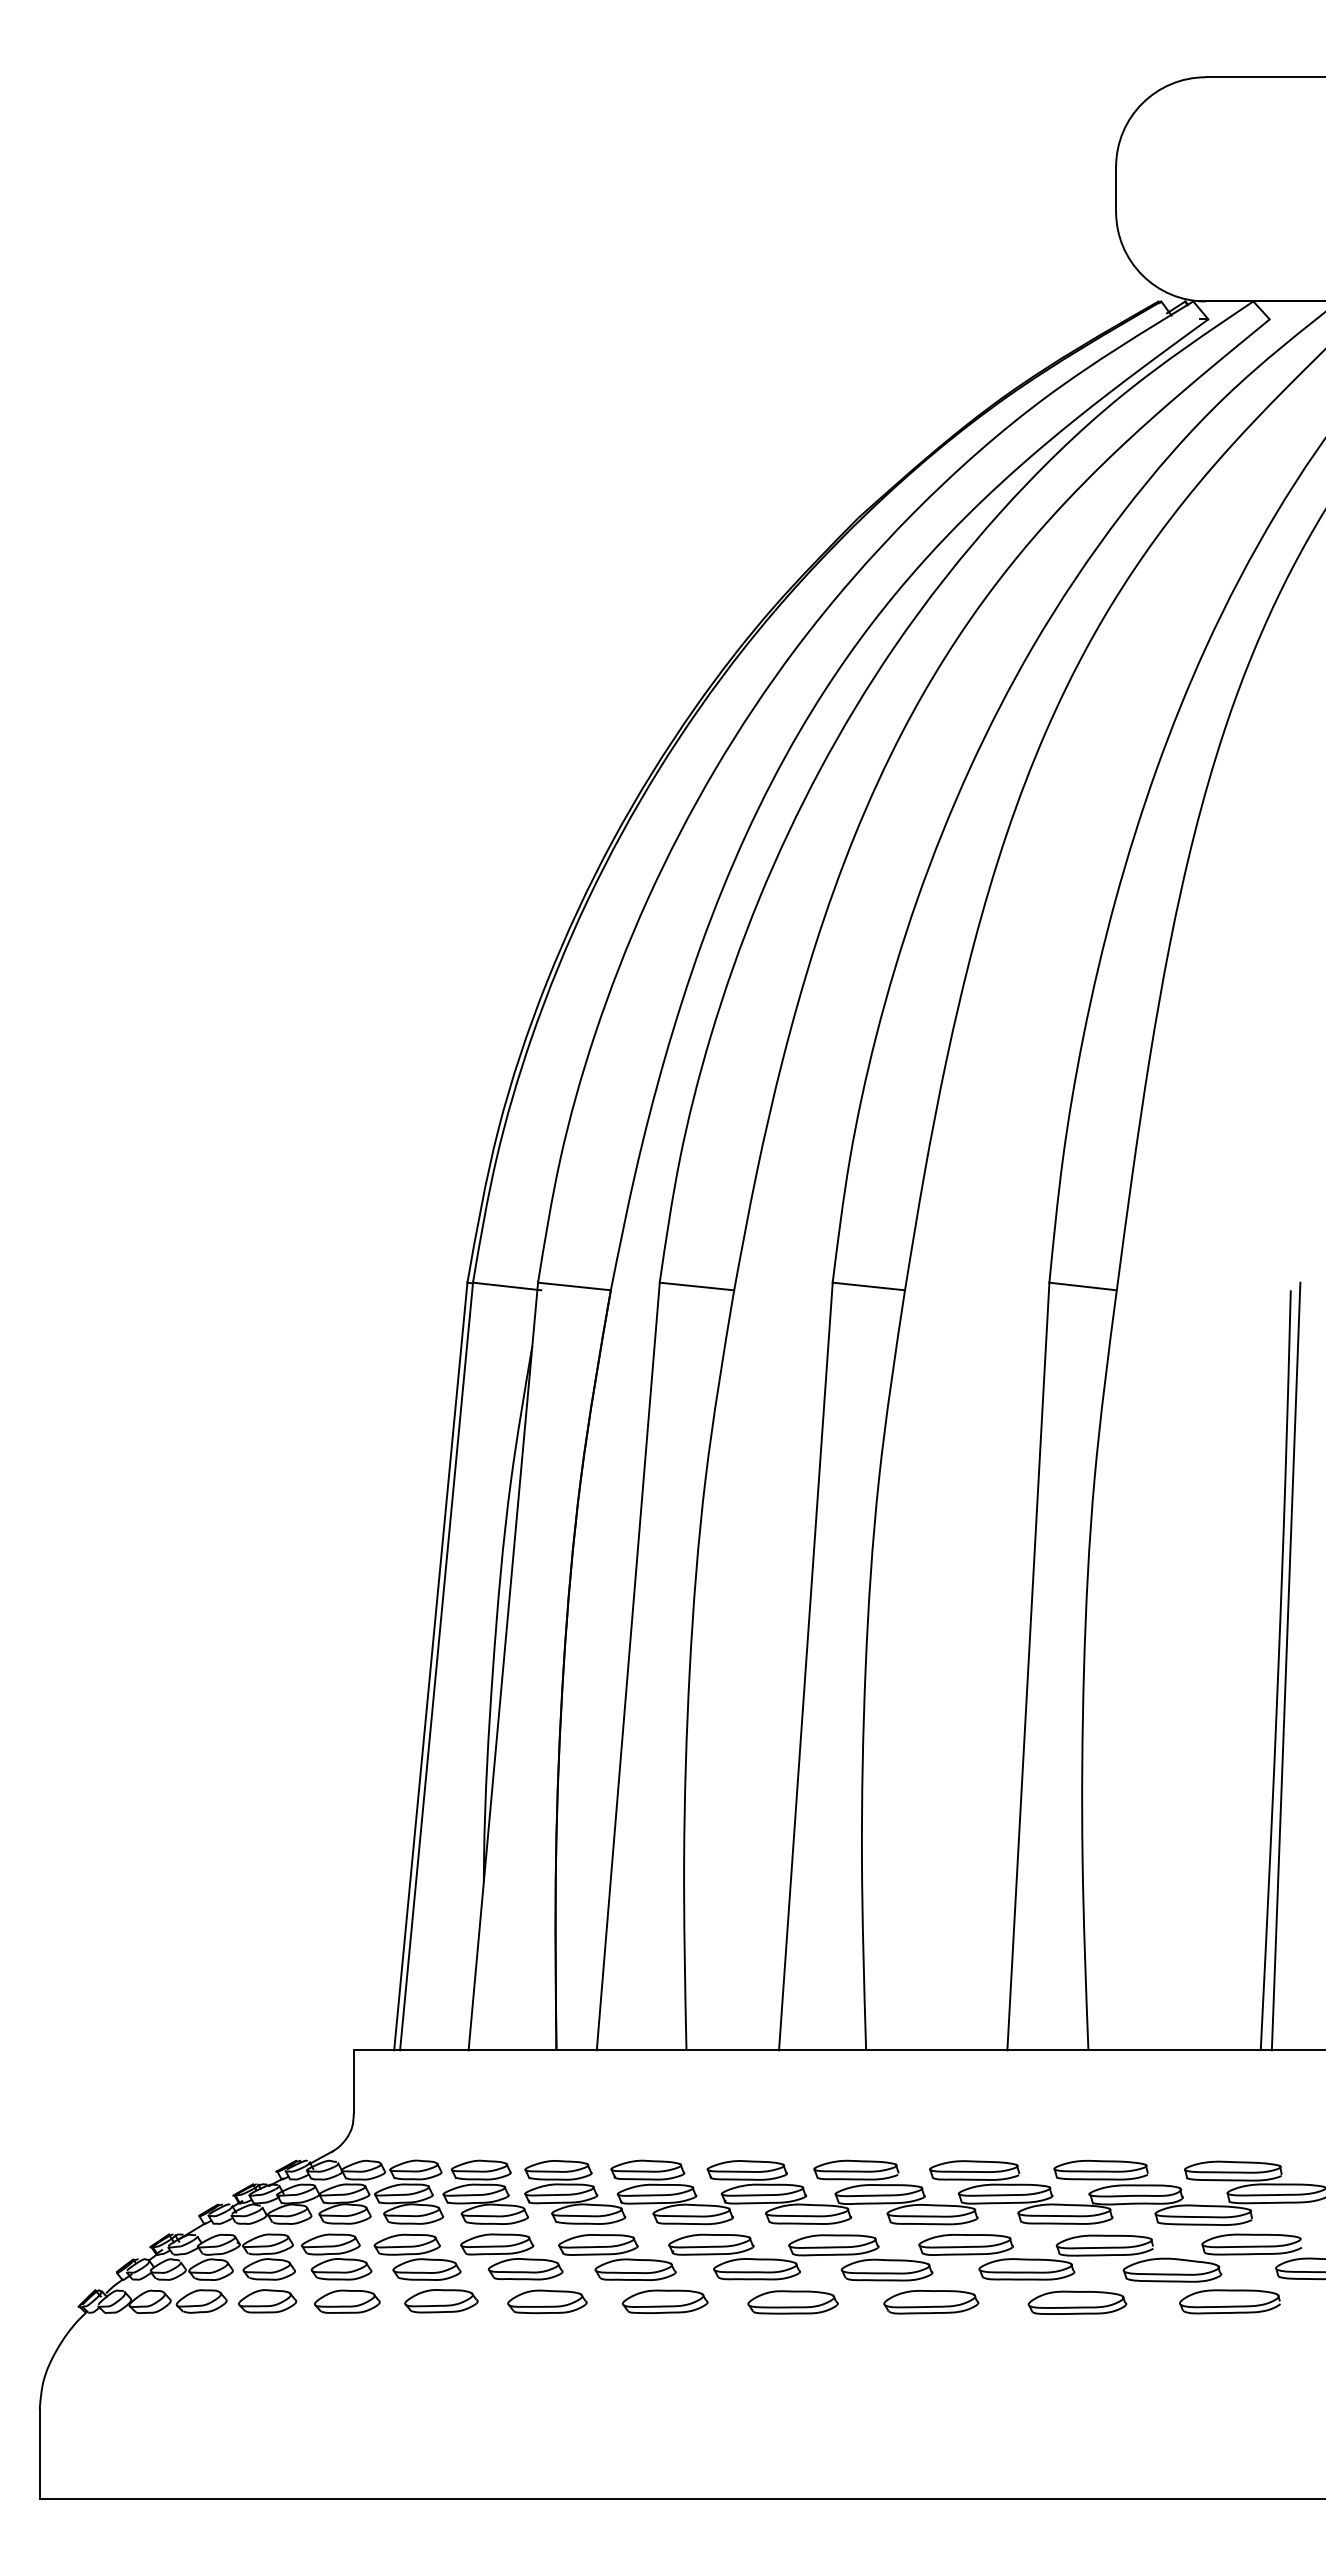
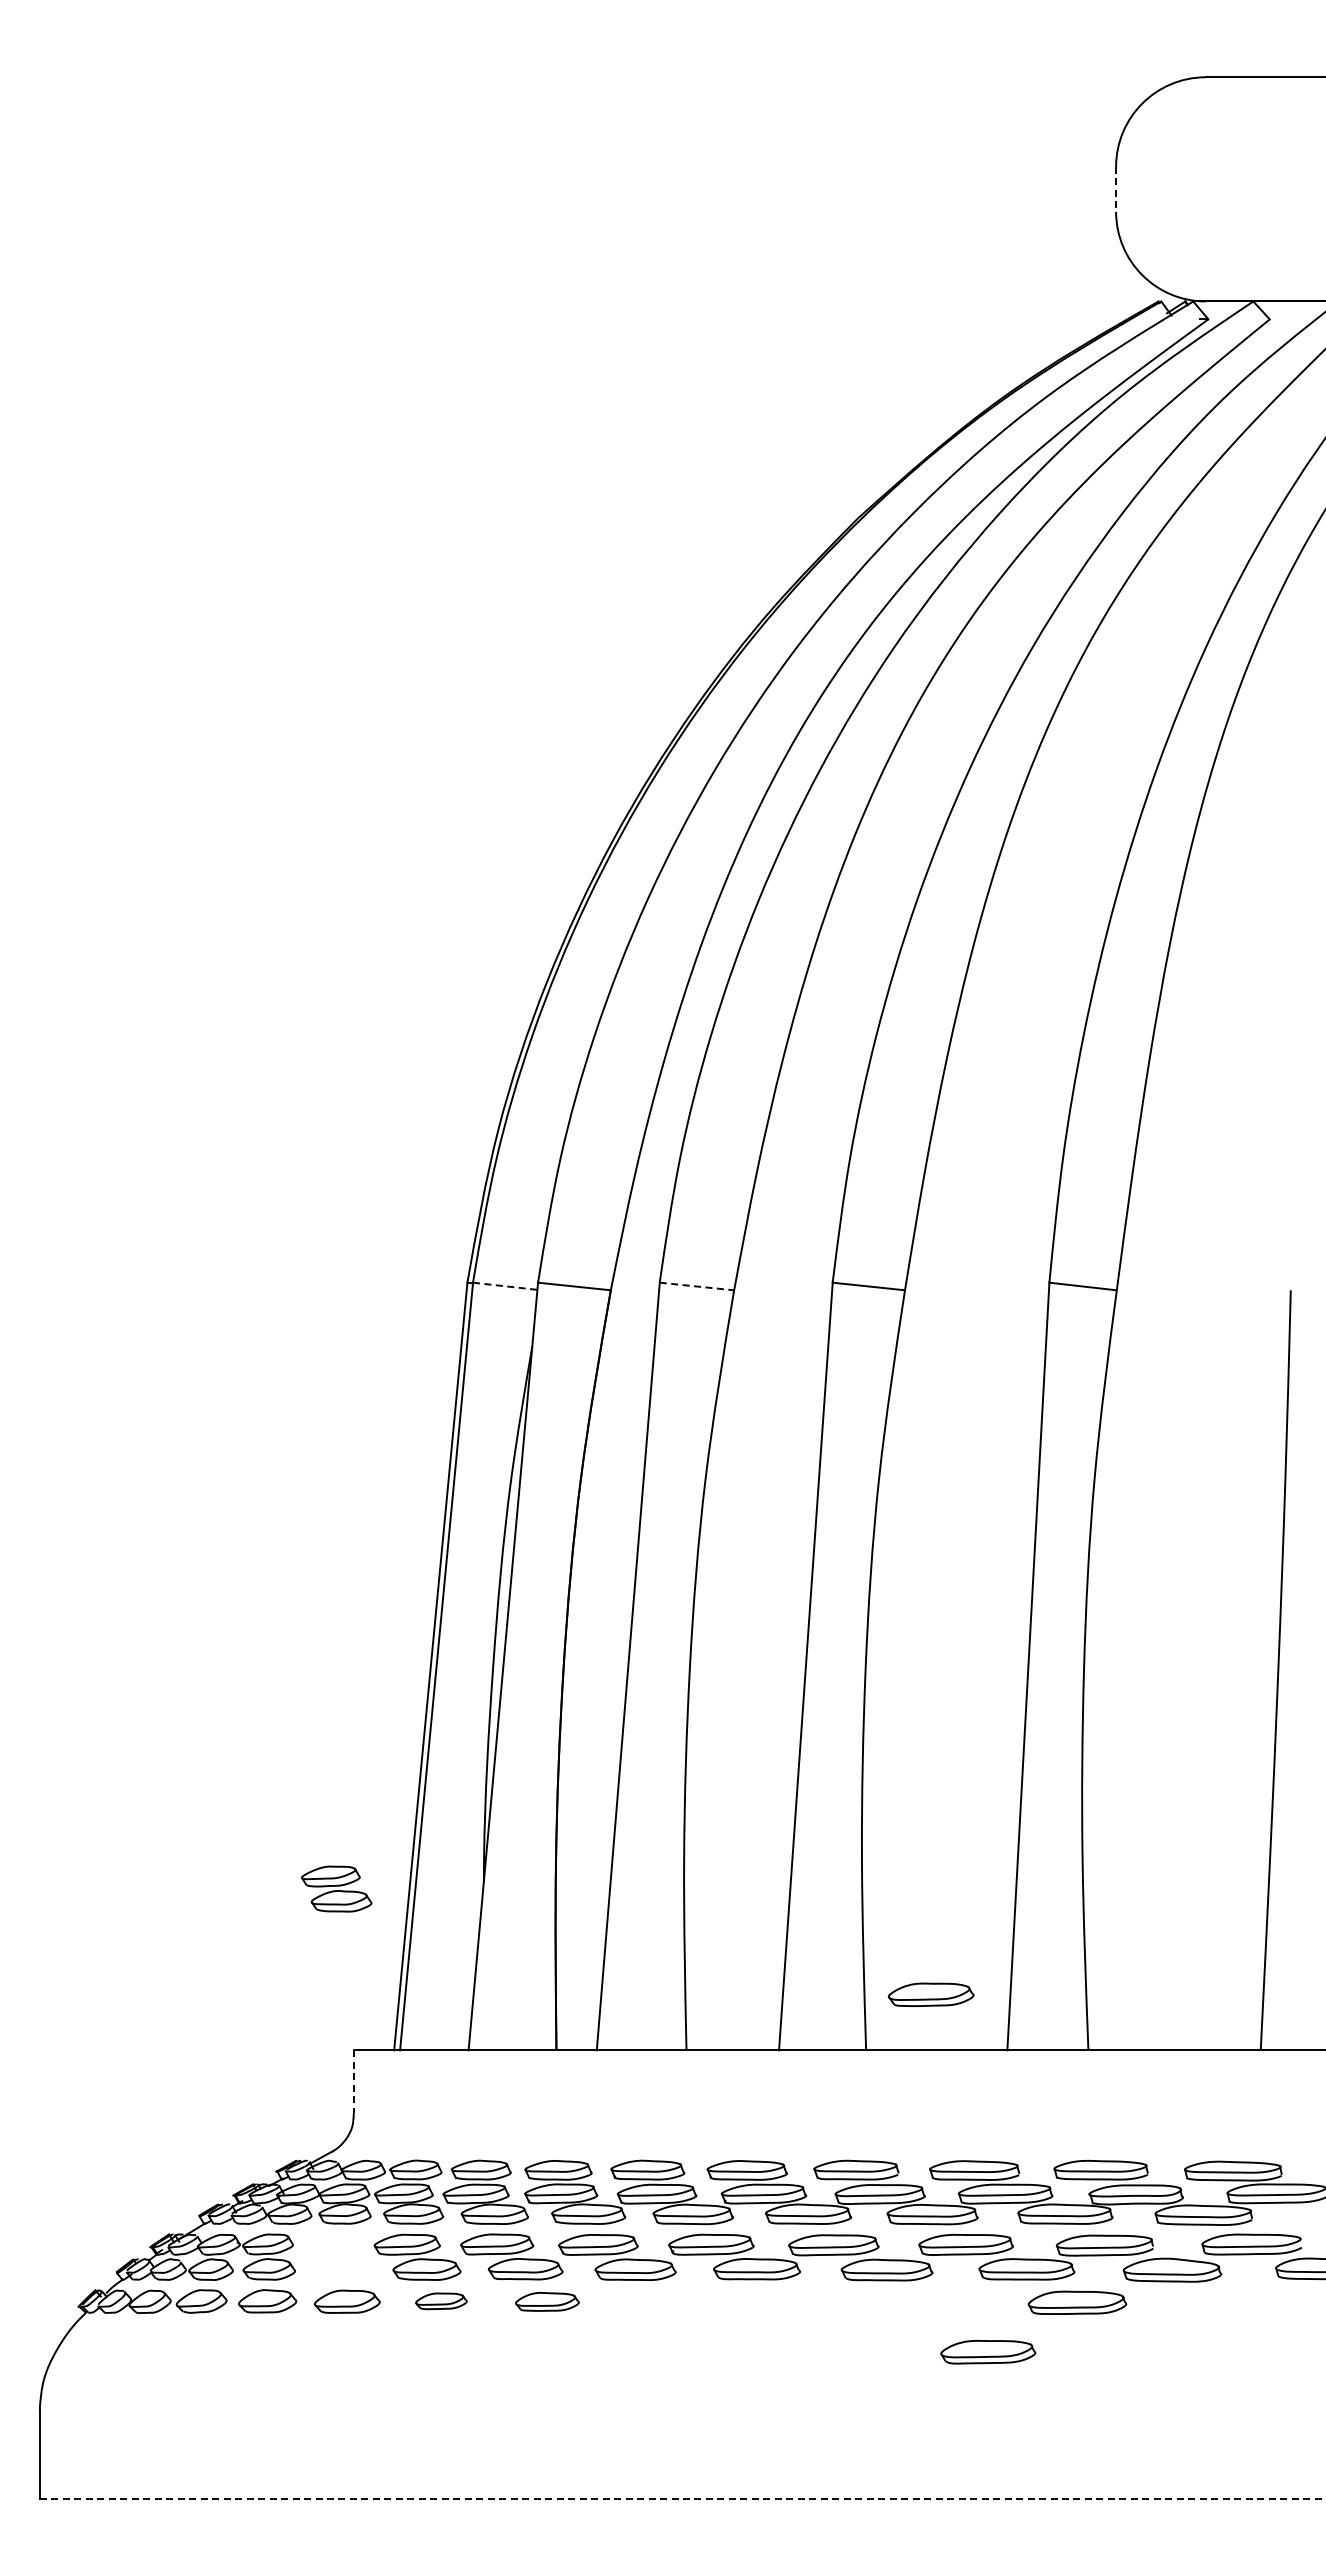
line: solid -> dashed (1116, 189)
line: solid -> dashed (507, 1286)
line: solid -> dashed (697, 1286)
line: present -> none (1285, 1666)
line: solid -> dashed (353, 2082)
part position: (336, 2256) -> (336, 1888) (336, 1888)
part size: 75x25 px -> 53x19 px (441, 2301)
part size: 81x26 px -> 65x20 px (547, 2301)
part position: (664, 2301) -> (930, 1994) (930, 1994)
part: present -> none (1229, 2301)
part: present -> none (792, 2302)
part position: (931, 2302) -> (988, 2352) (988, 2352)
line: solid -> dashed (682, 2498)
